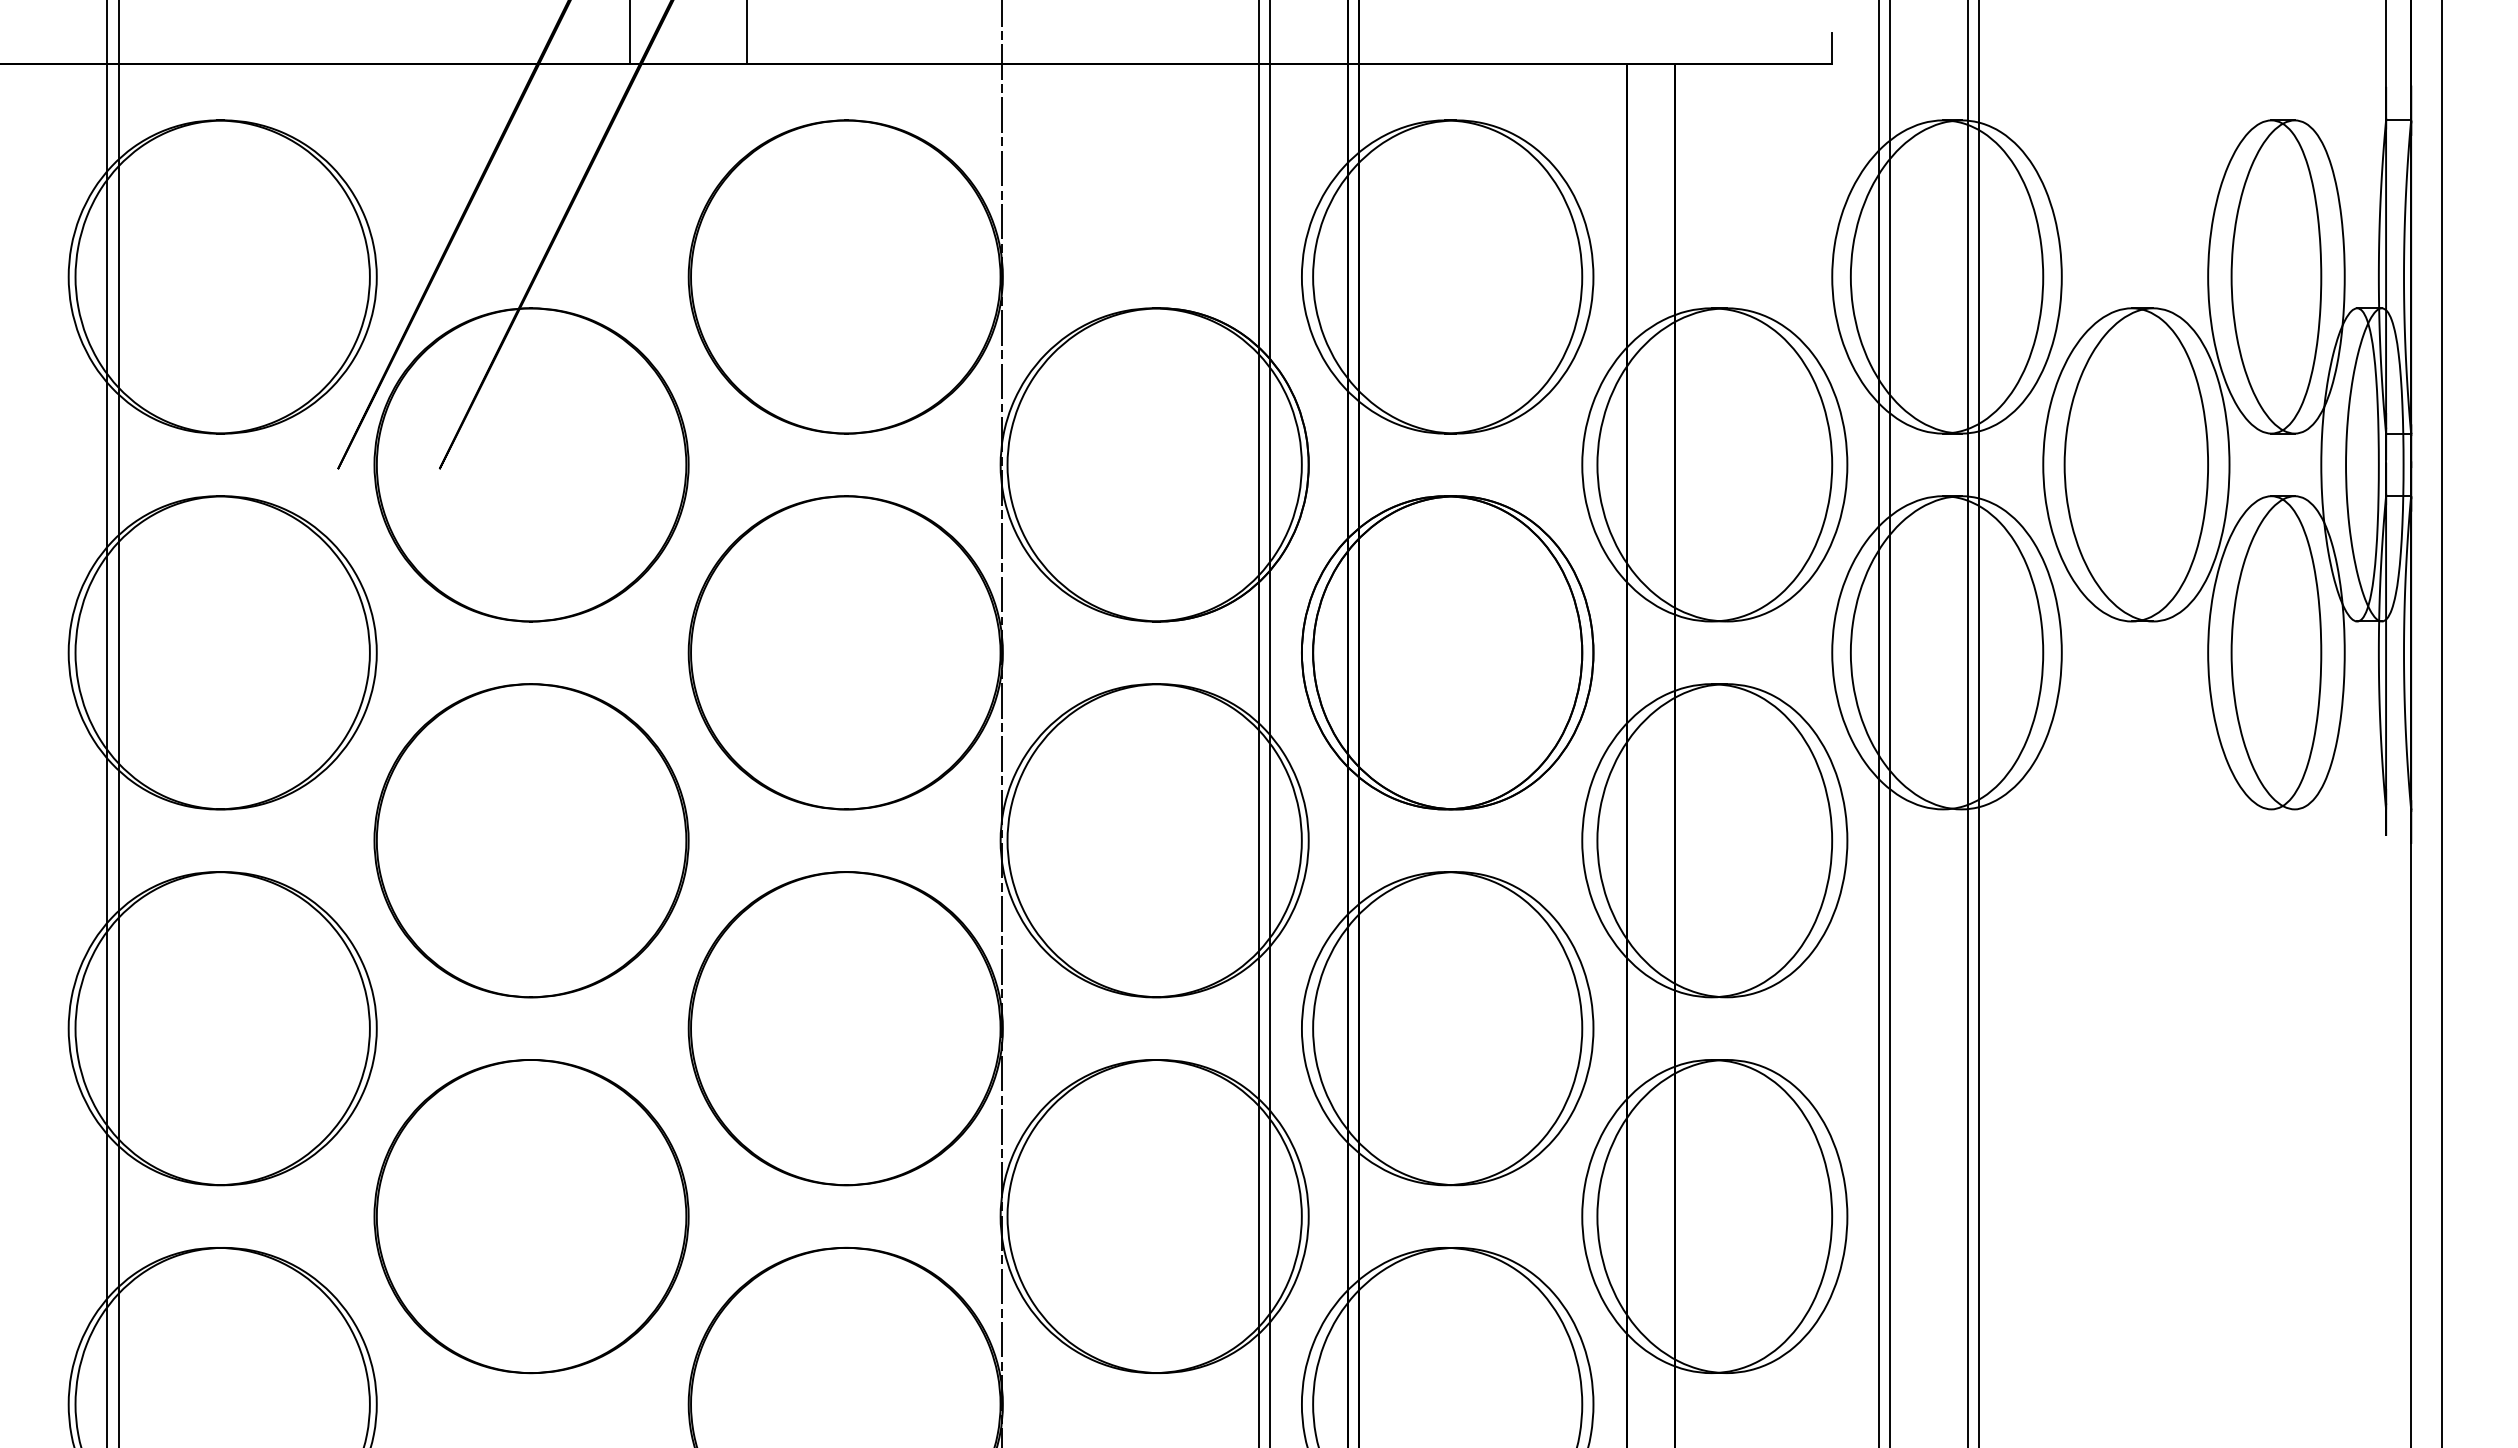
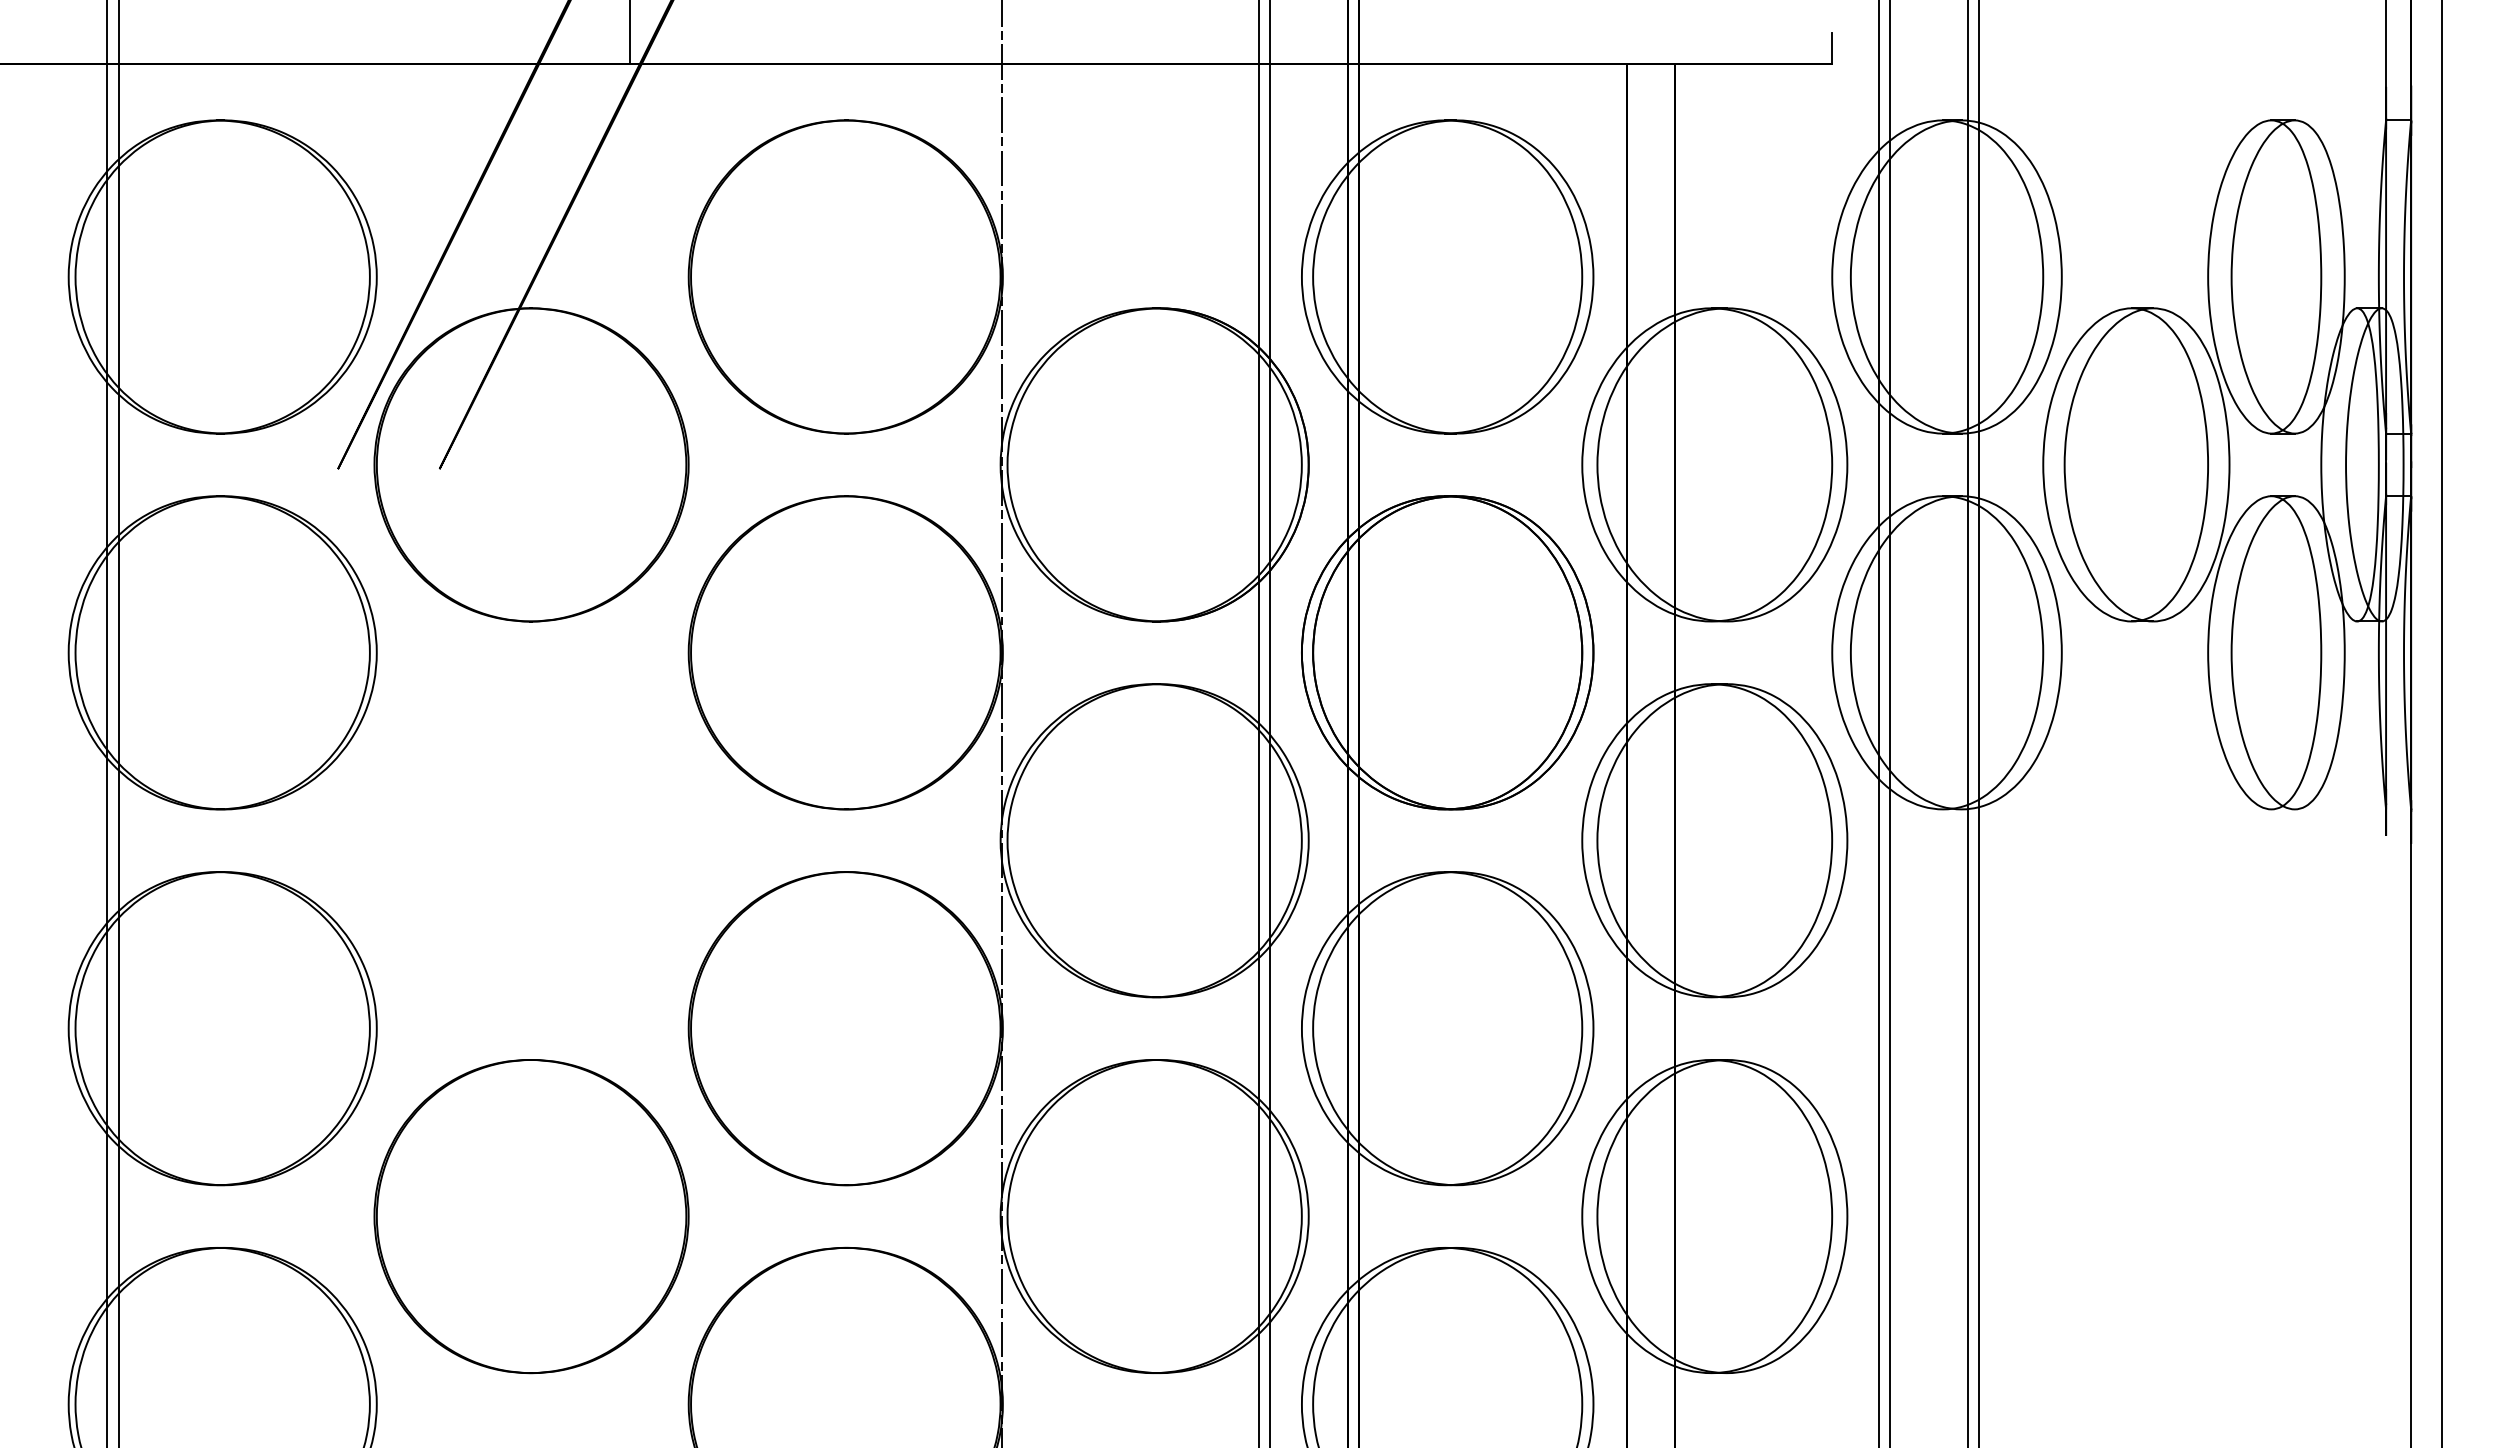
line: present -> none (747, 33)
part: present -> none (531, 840)
